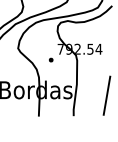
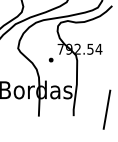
line position: (106, 95) -> (106, 109) (106, 109)
